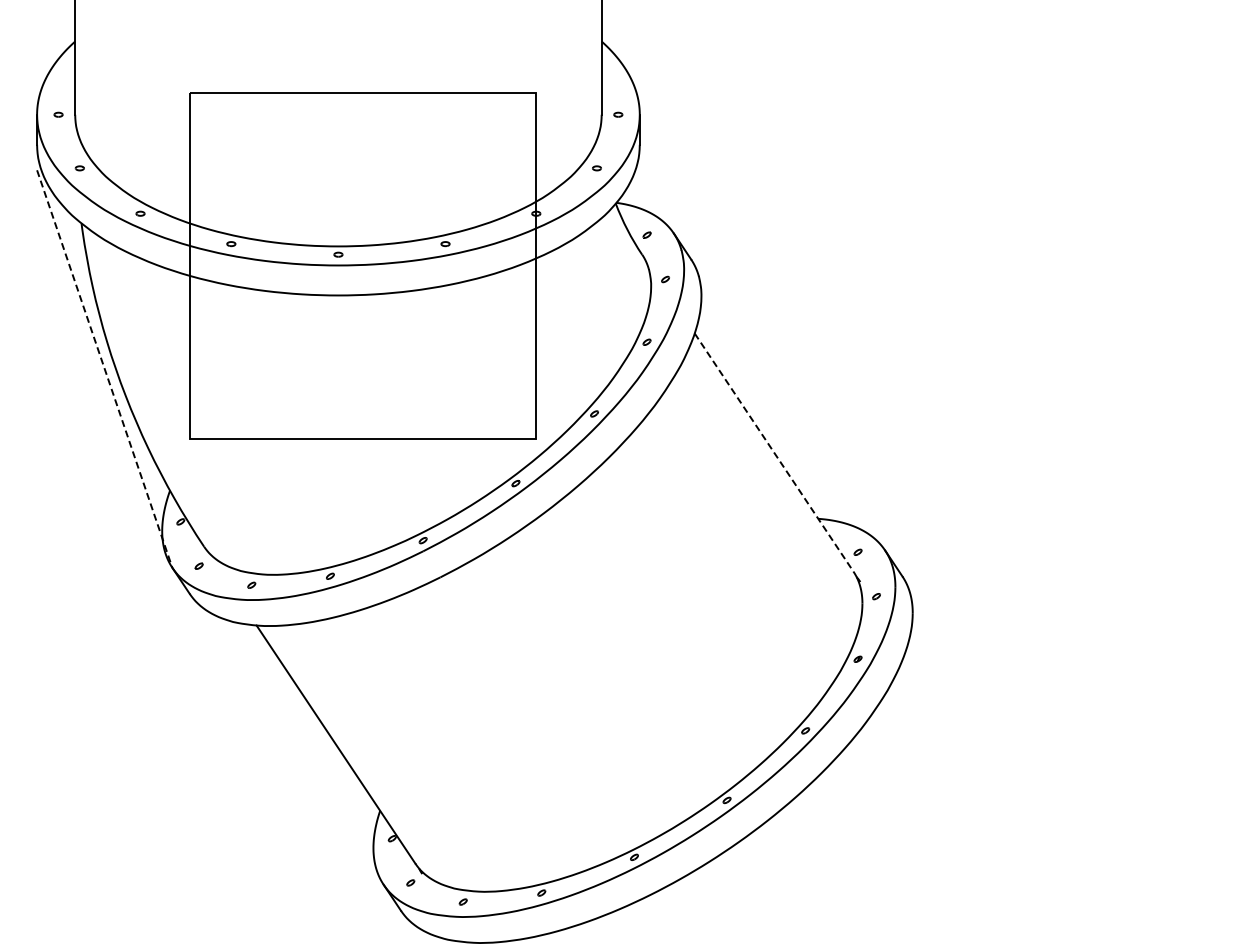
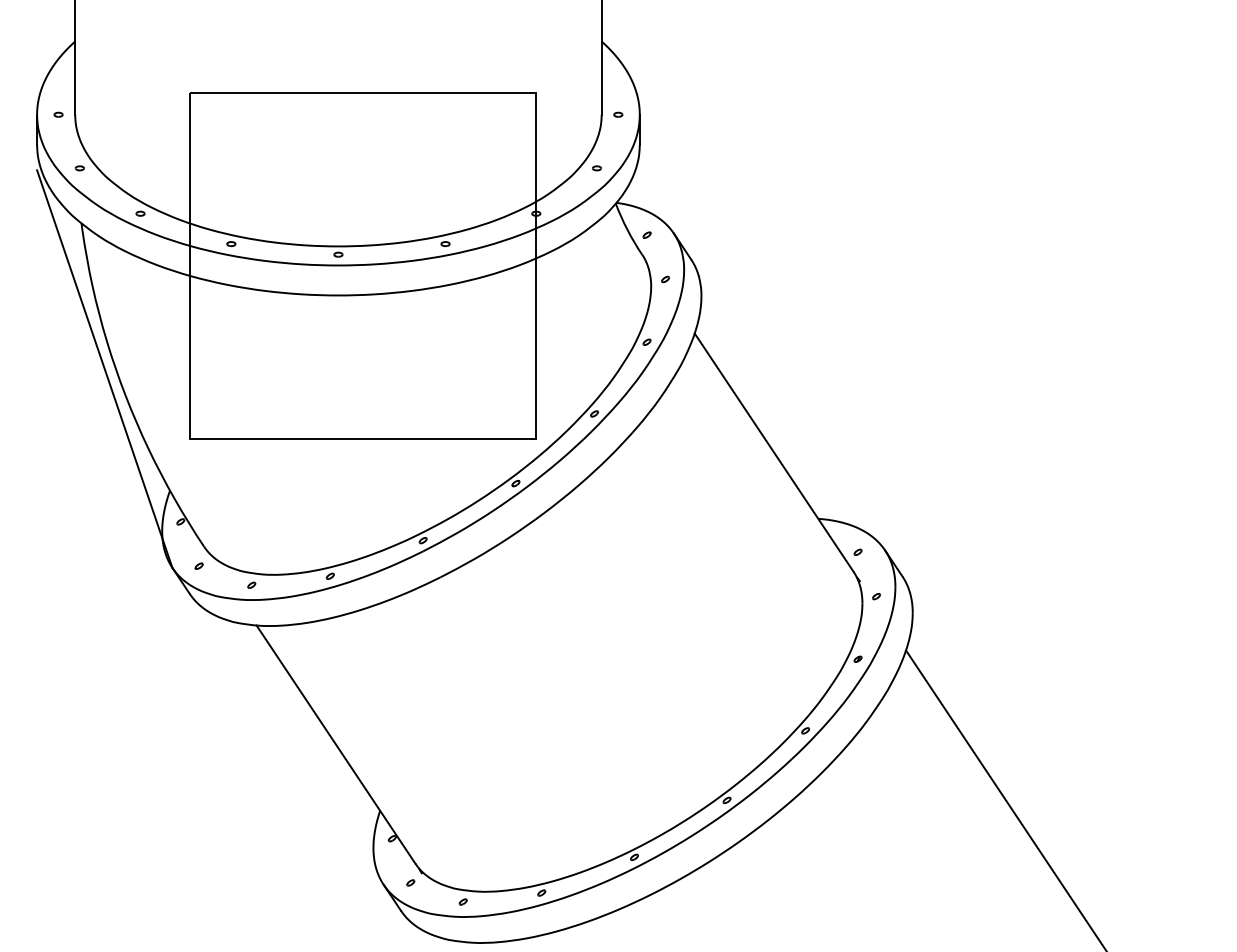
line: dashed -> solid (104, 369)
line: dashed -> solid (774, 453)
line: none -> present (1005, 799)
